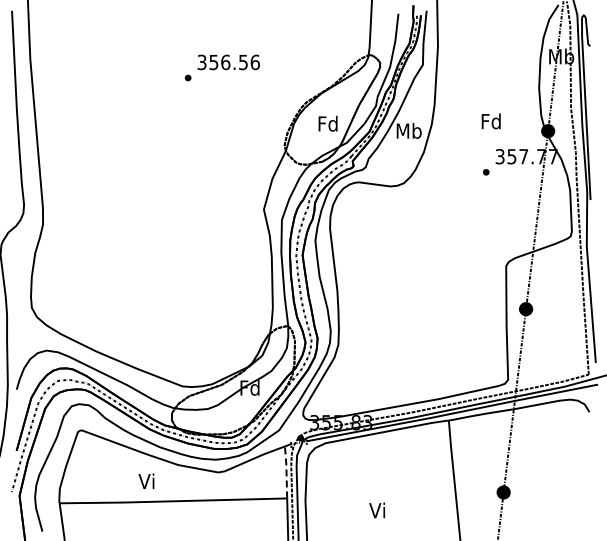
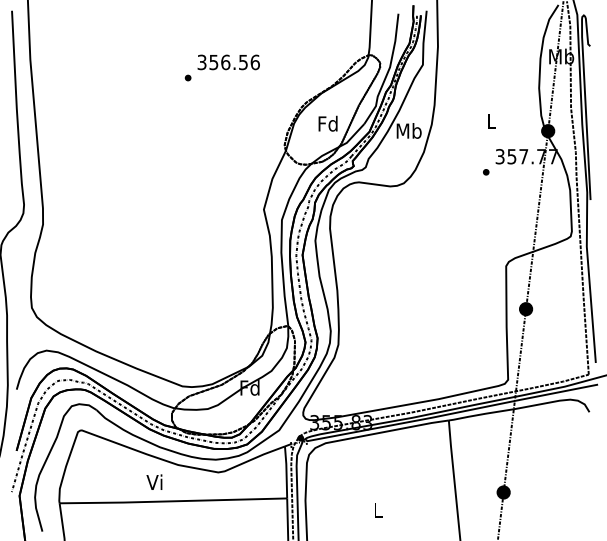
text: Fd -> L (490, 121)
line: dashed -> solid (286, 471)
text position: (146, 480) -> (154, 481) (154, 481)
text: Vi -> L (377, 510)
